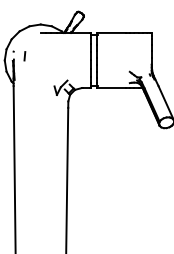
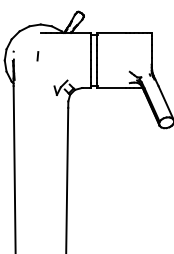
line position: (24, 56) -> (37, 56) (37, 56)
